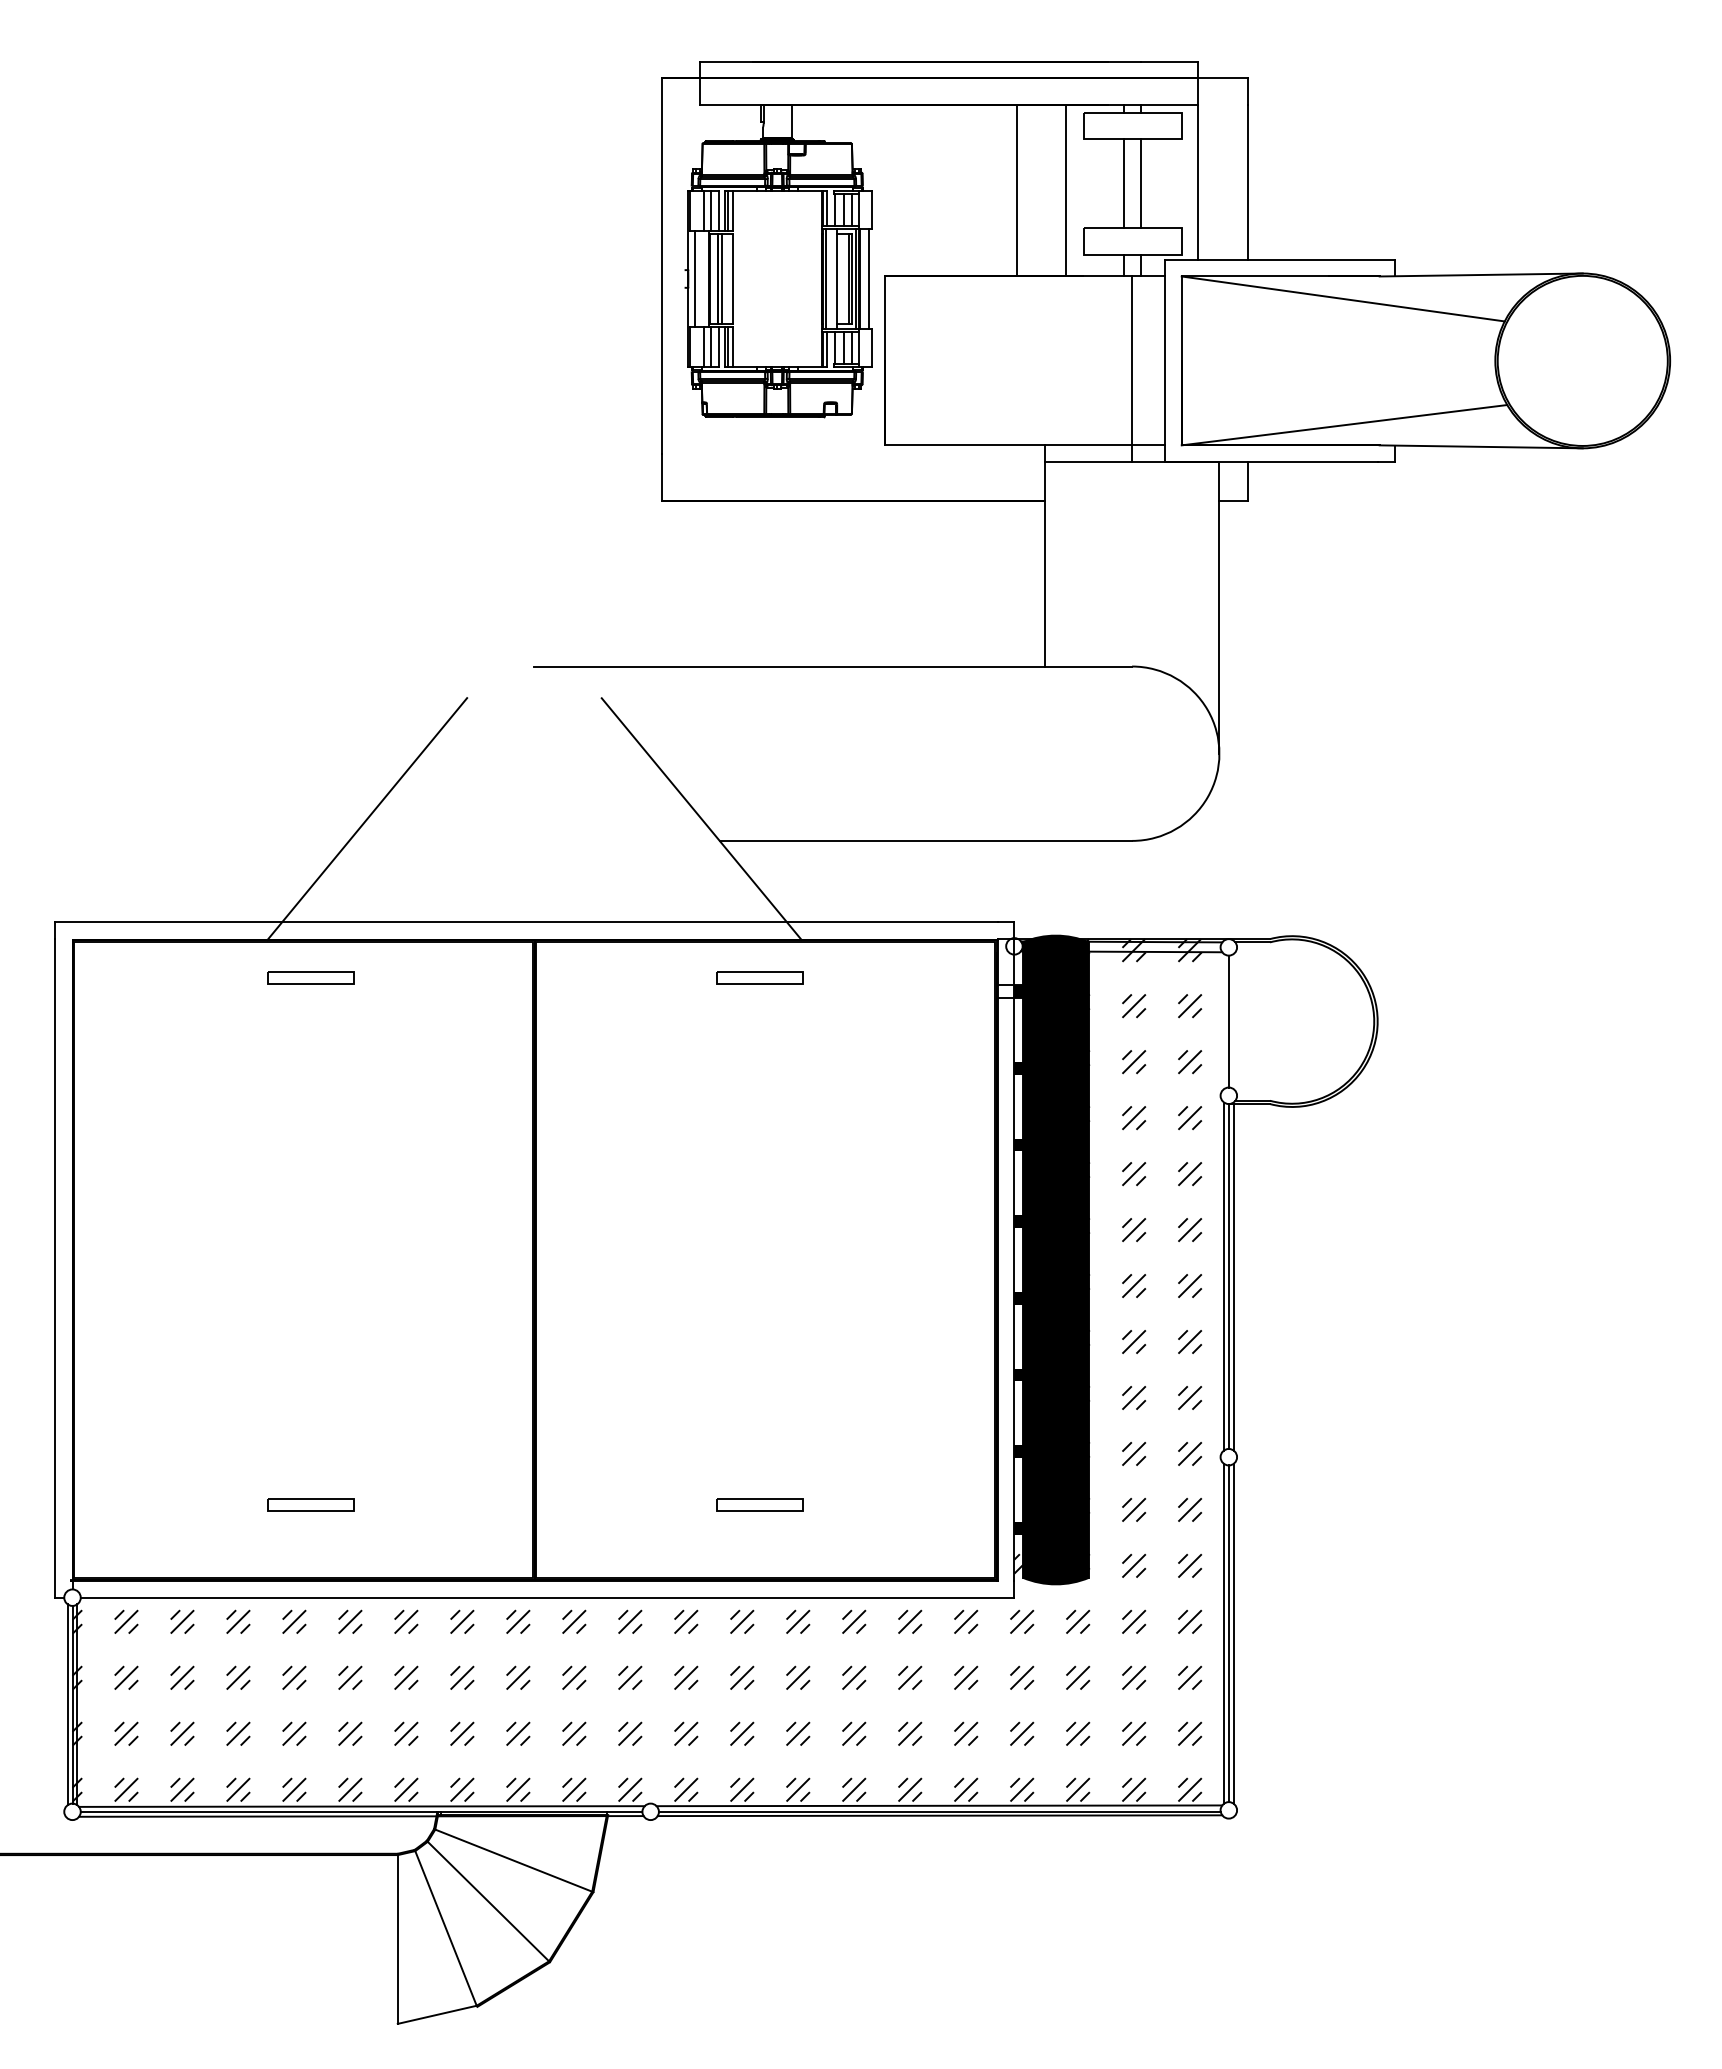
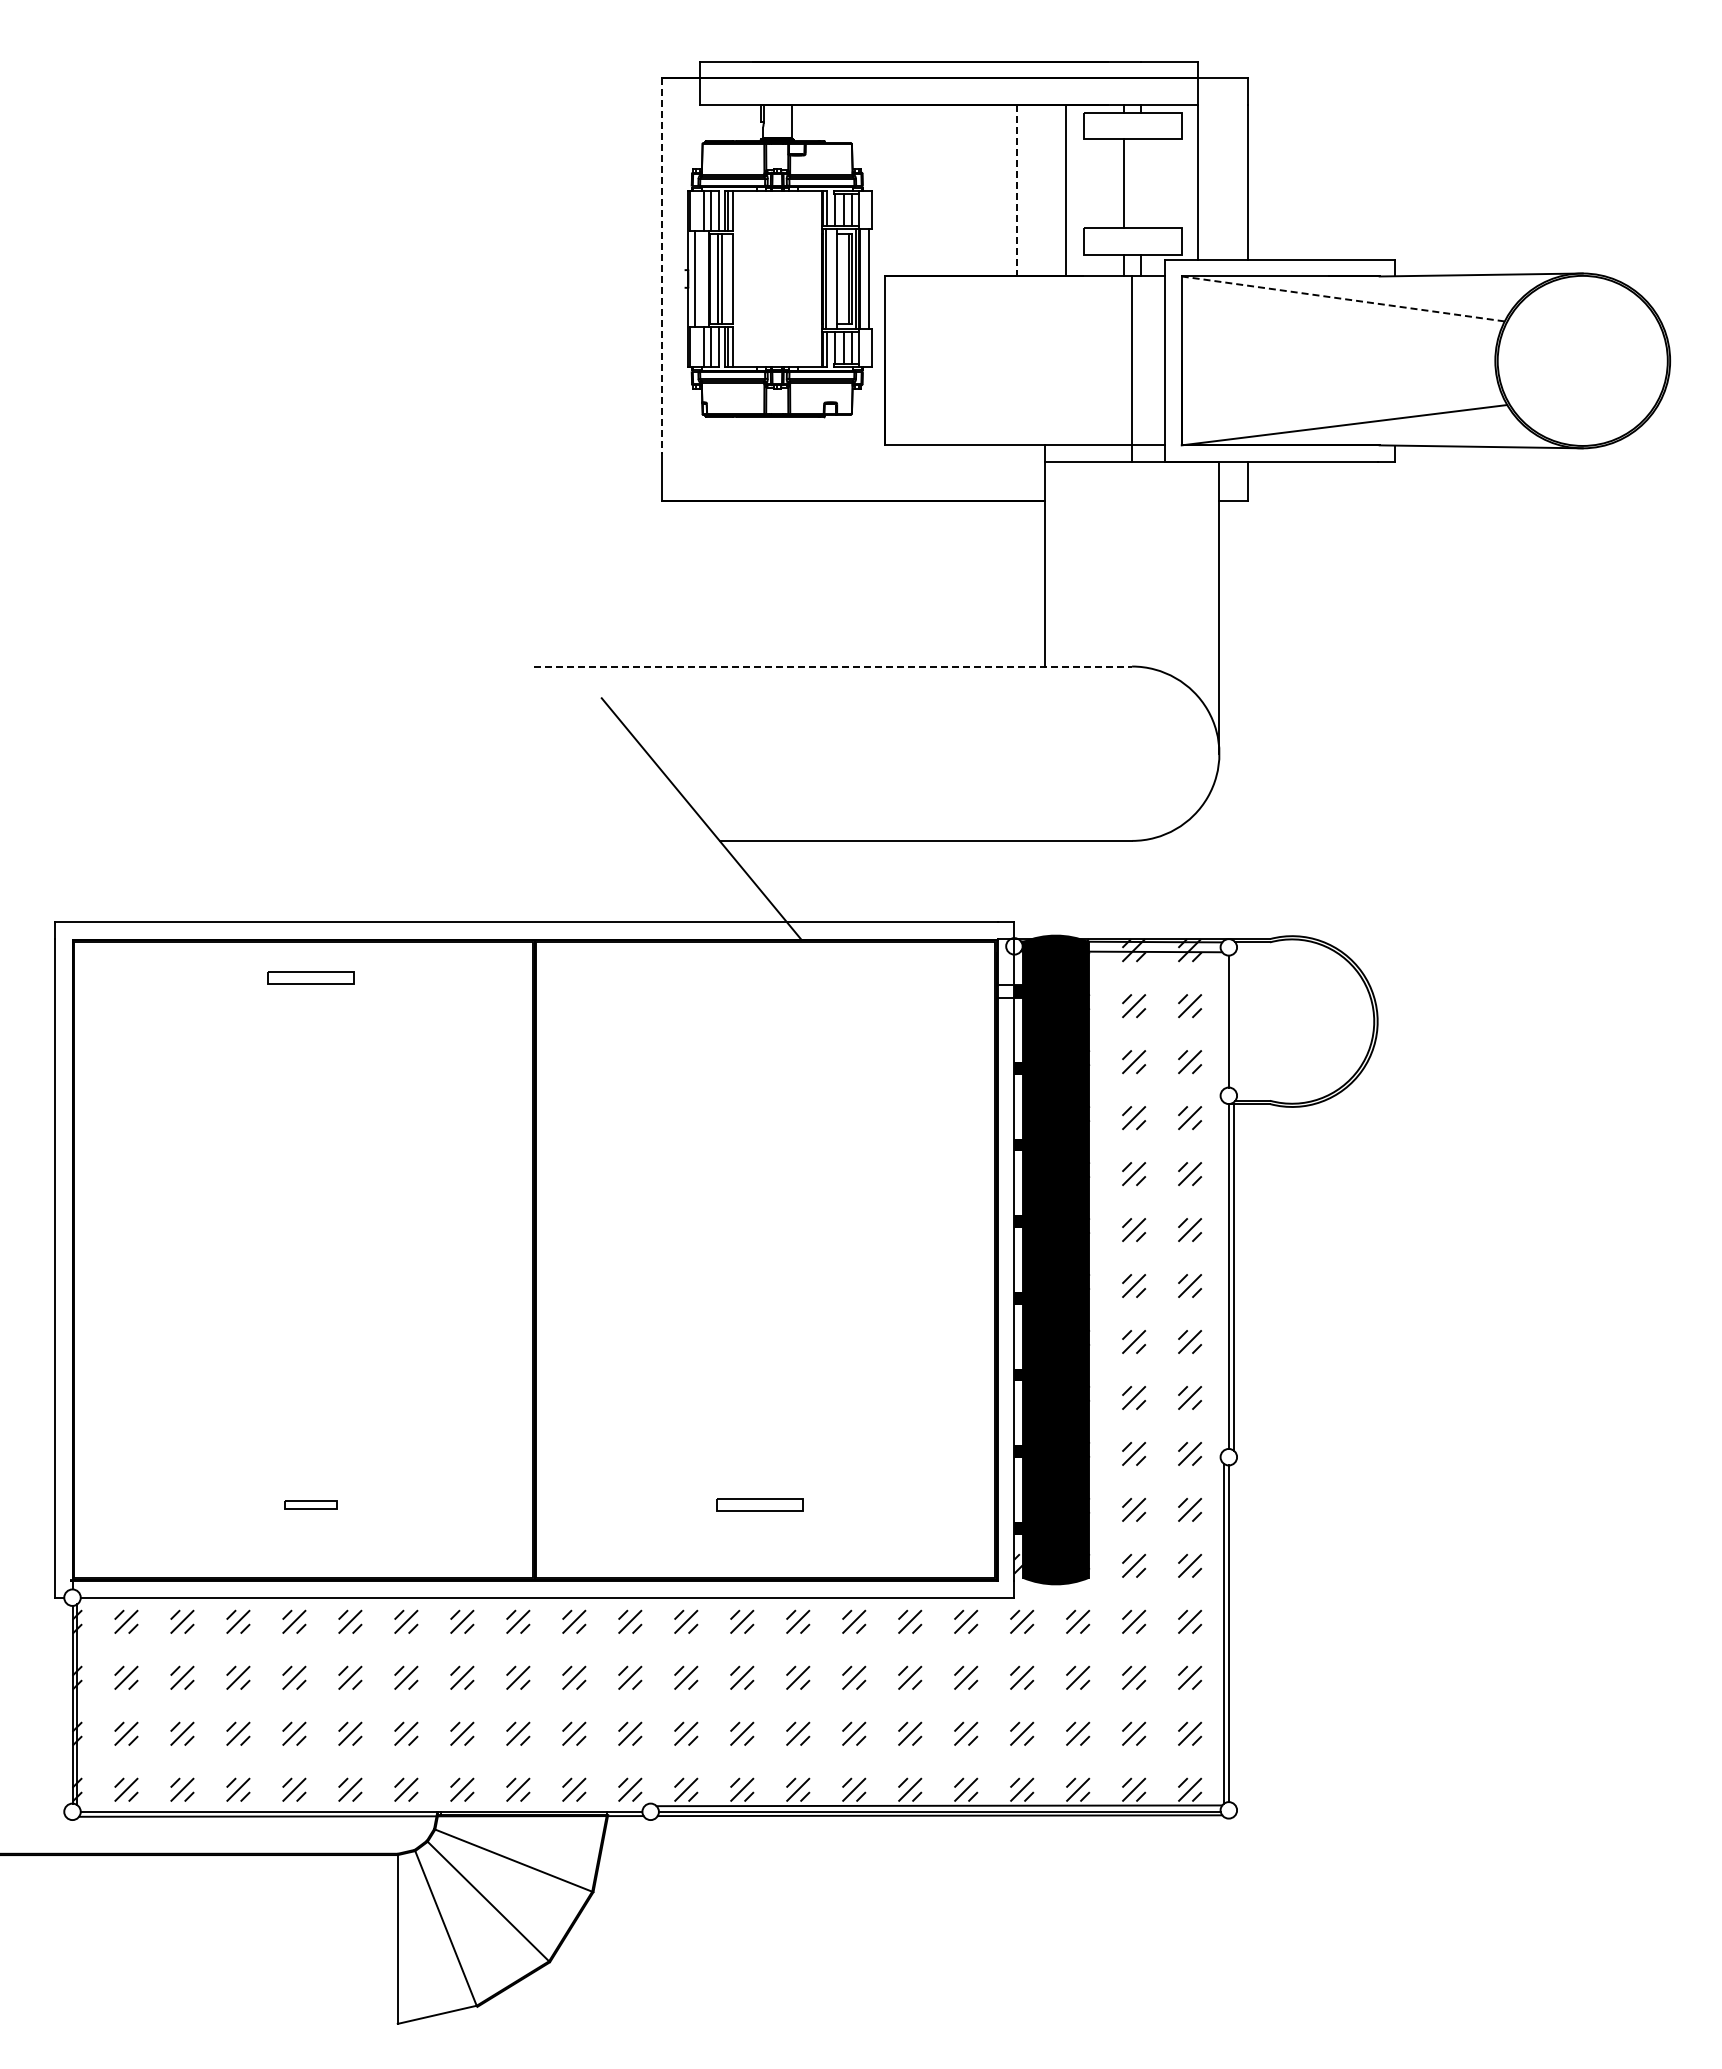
line: present -> none (1140, 183)
line: solid -> dashed (1016, 190)
line: solid -> dashed (661, 266)
line: solid -> dashed (1343, 299)
line: solid -> dashed (833, 666)
line: present -> none (367, 819)
part: present -> none (759, 977)
line: present -> none (1223, 1277)
part size: 88x14 px -> 54x10 px (310, 1504)
line: present -> none (1233, 1633)
line: present -> none (67, 1704)
line: present -> none (361, 1806)
